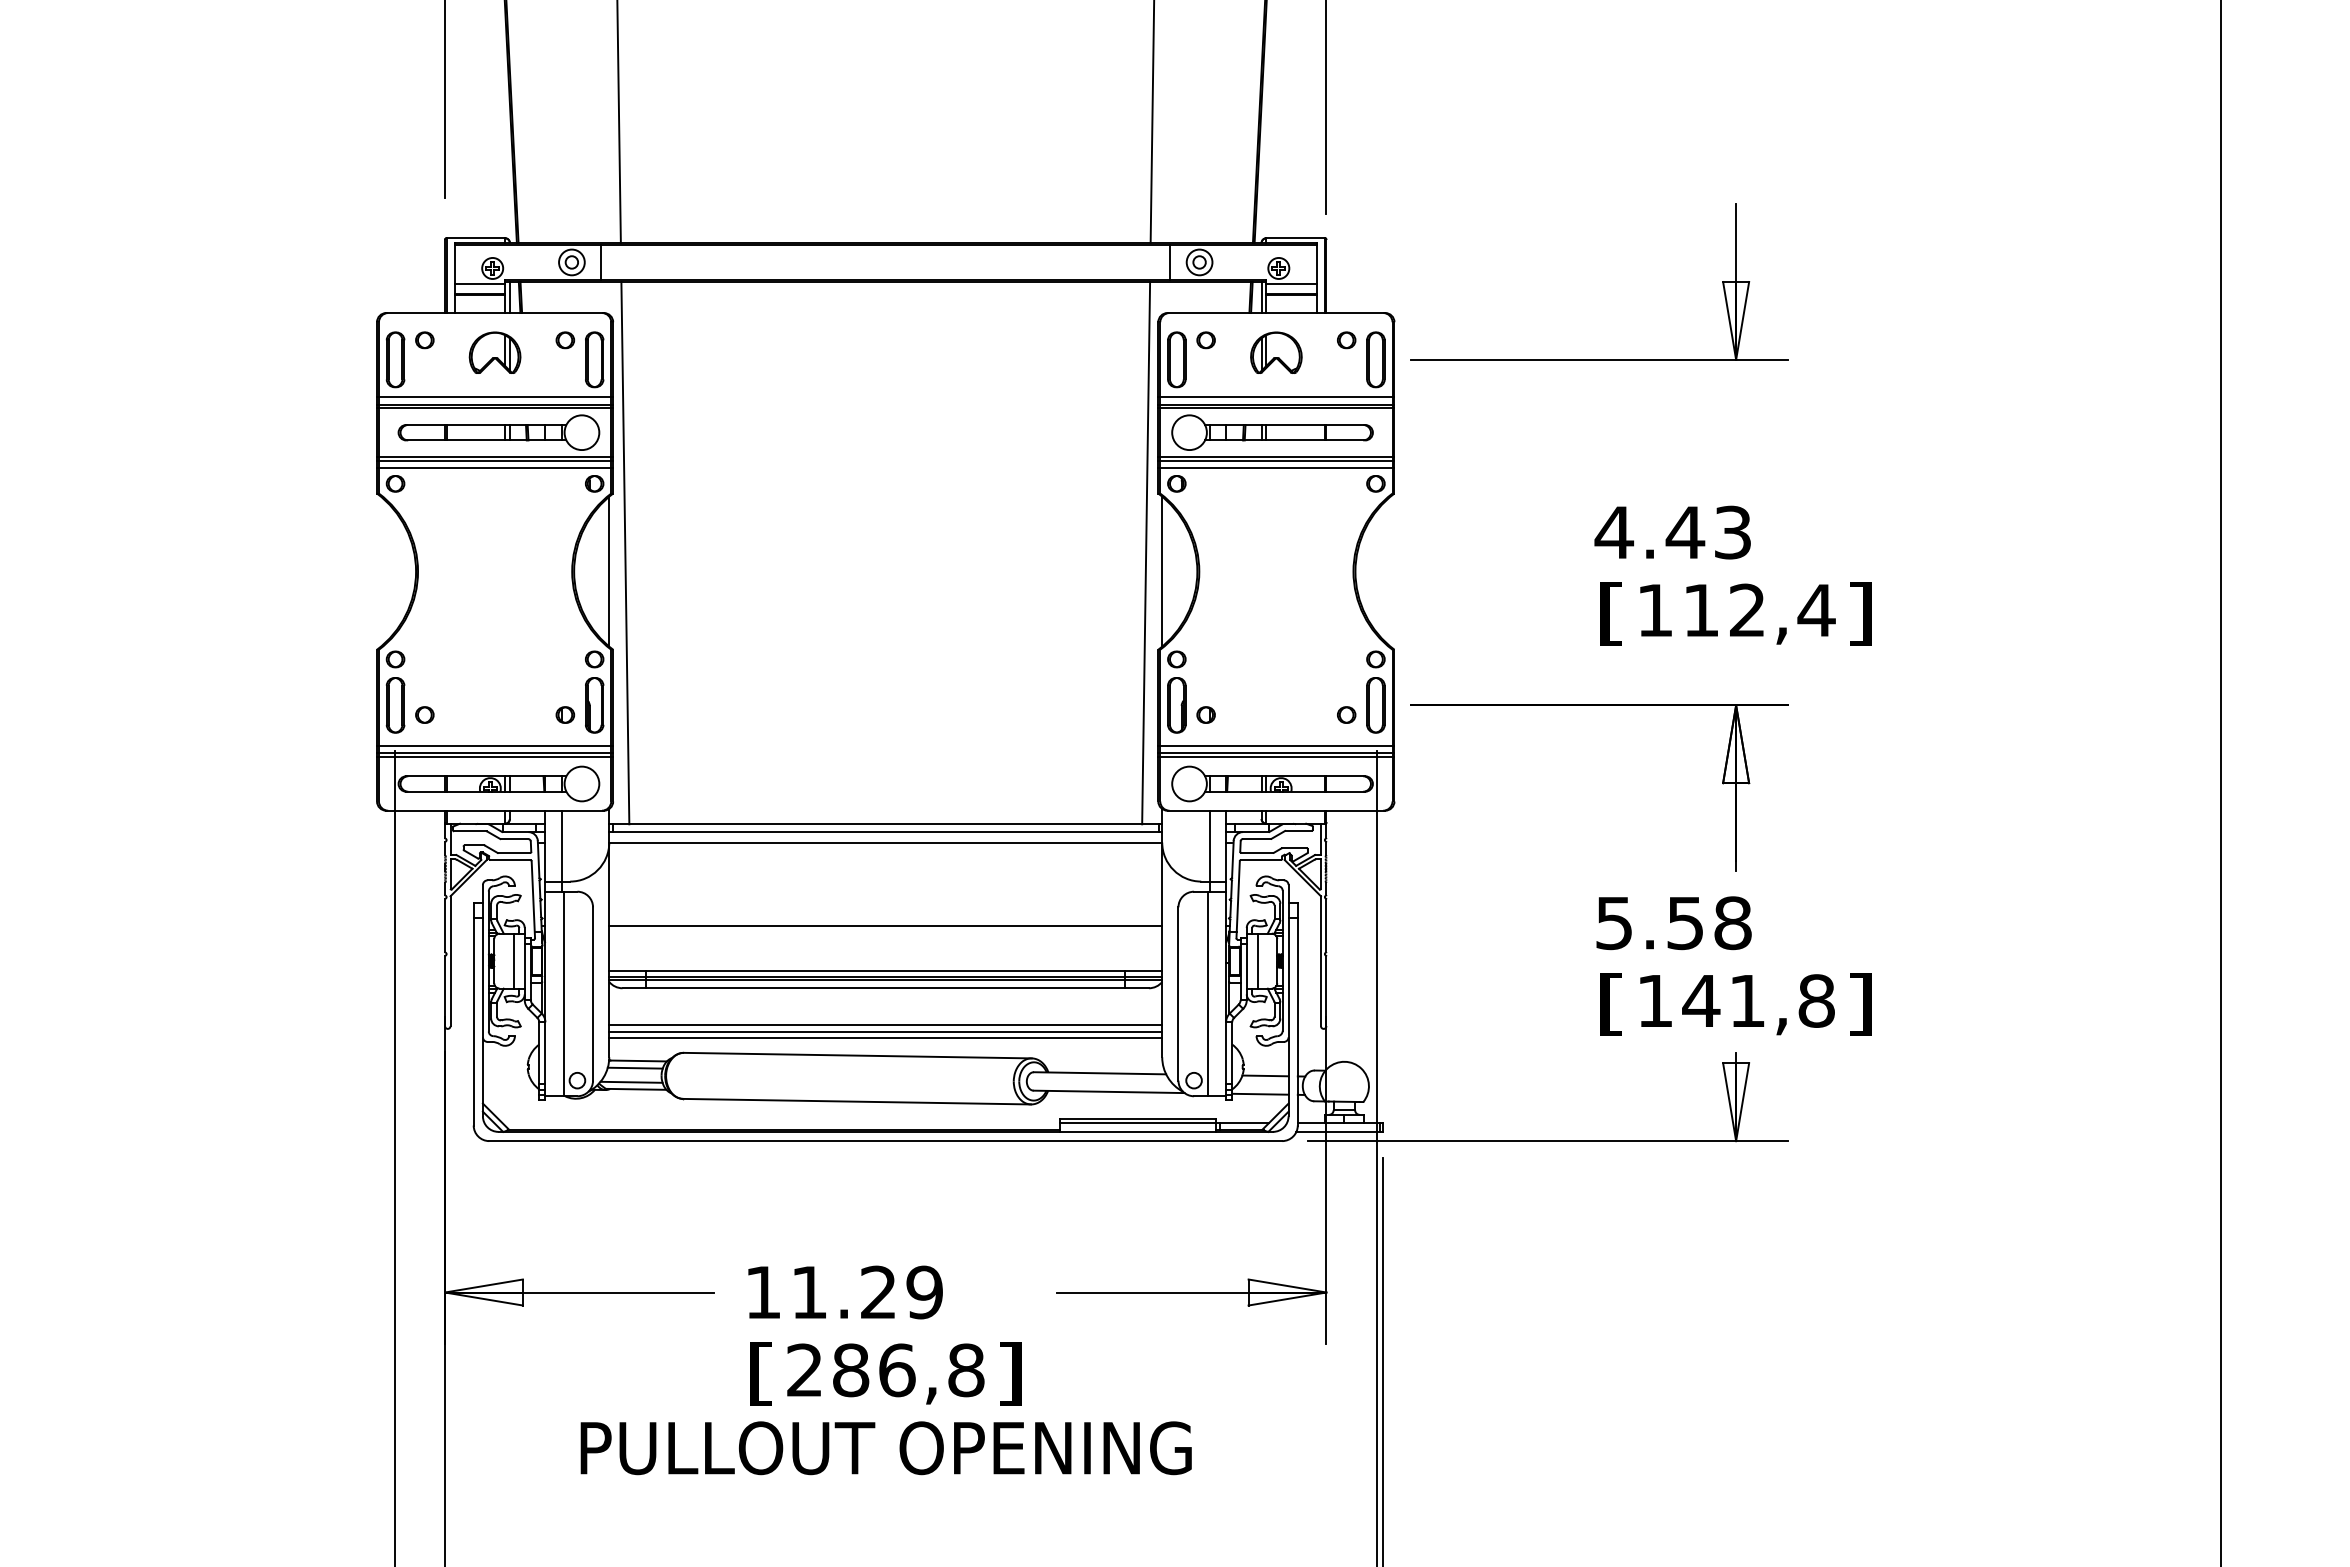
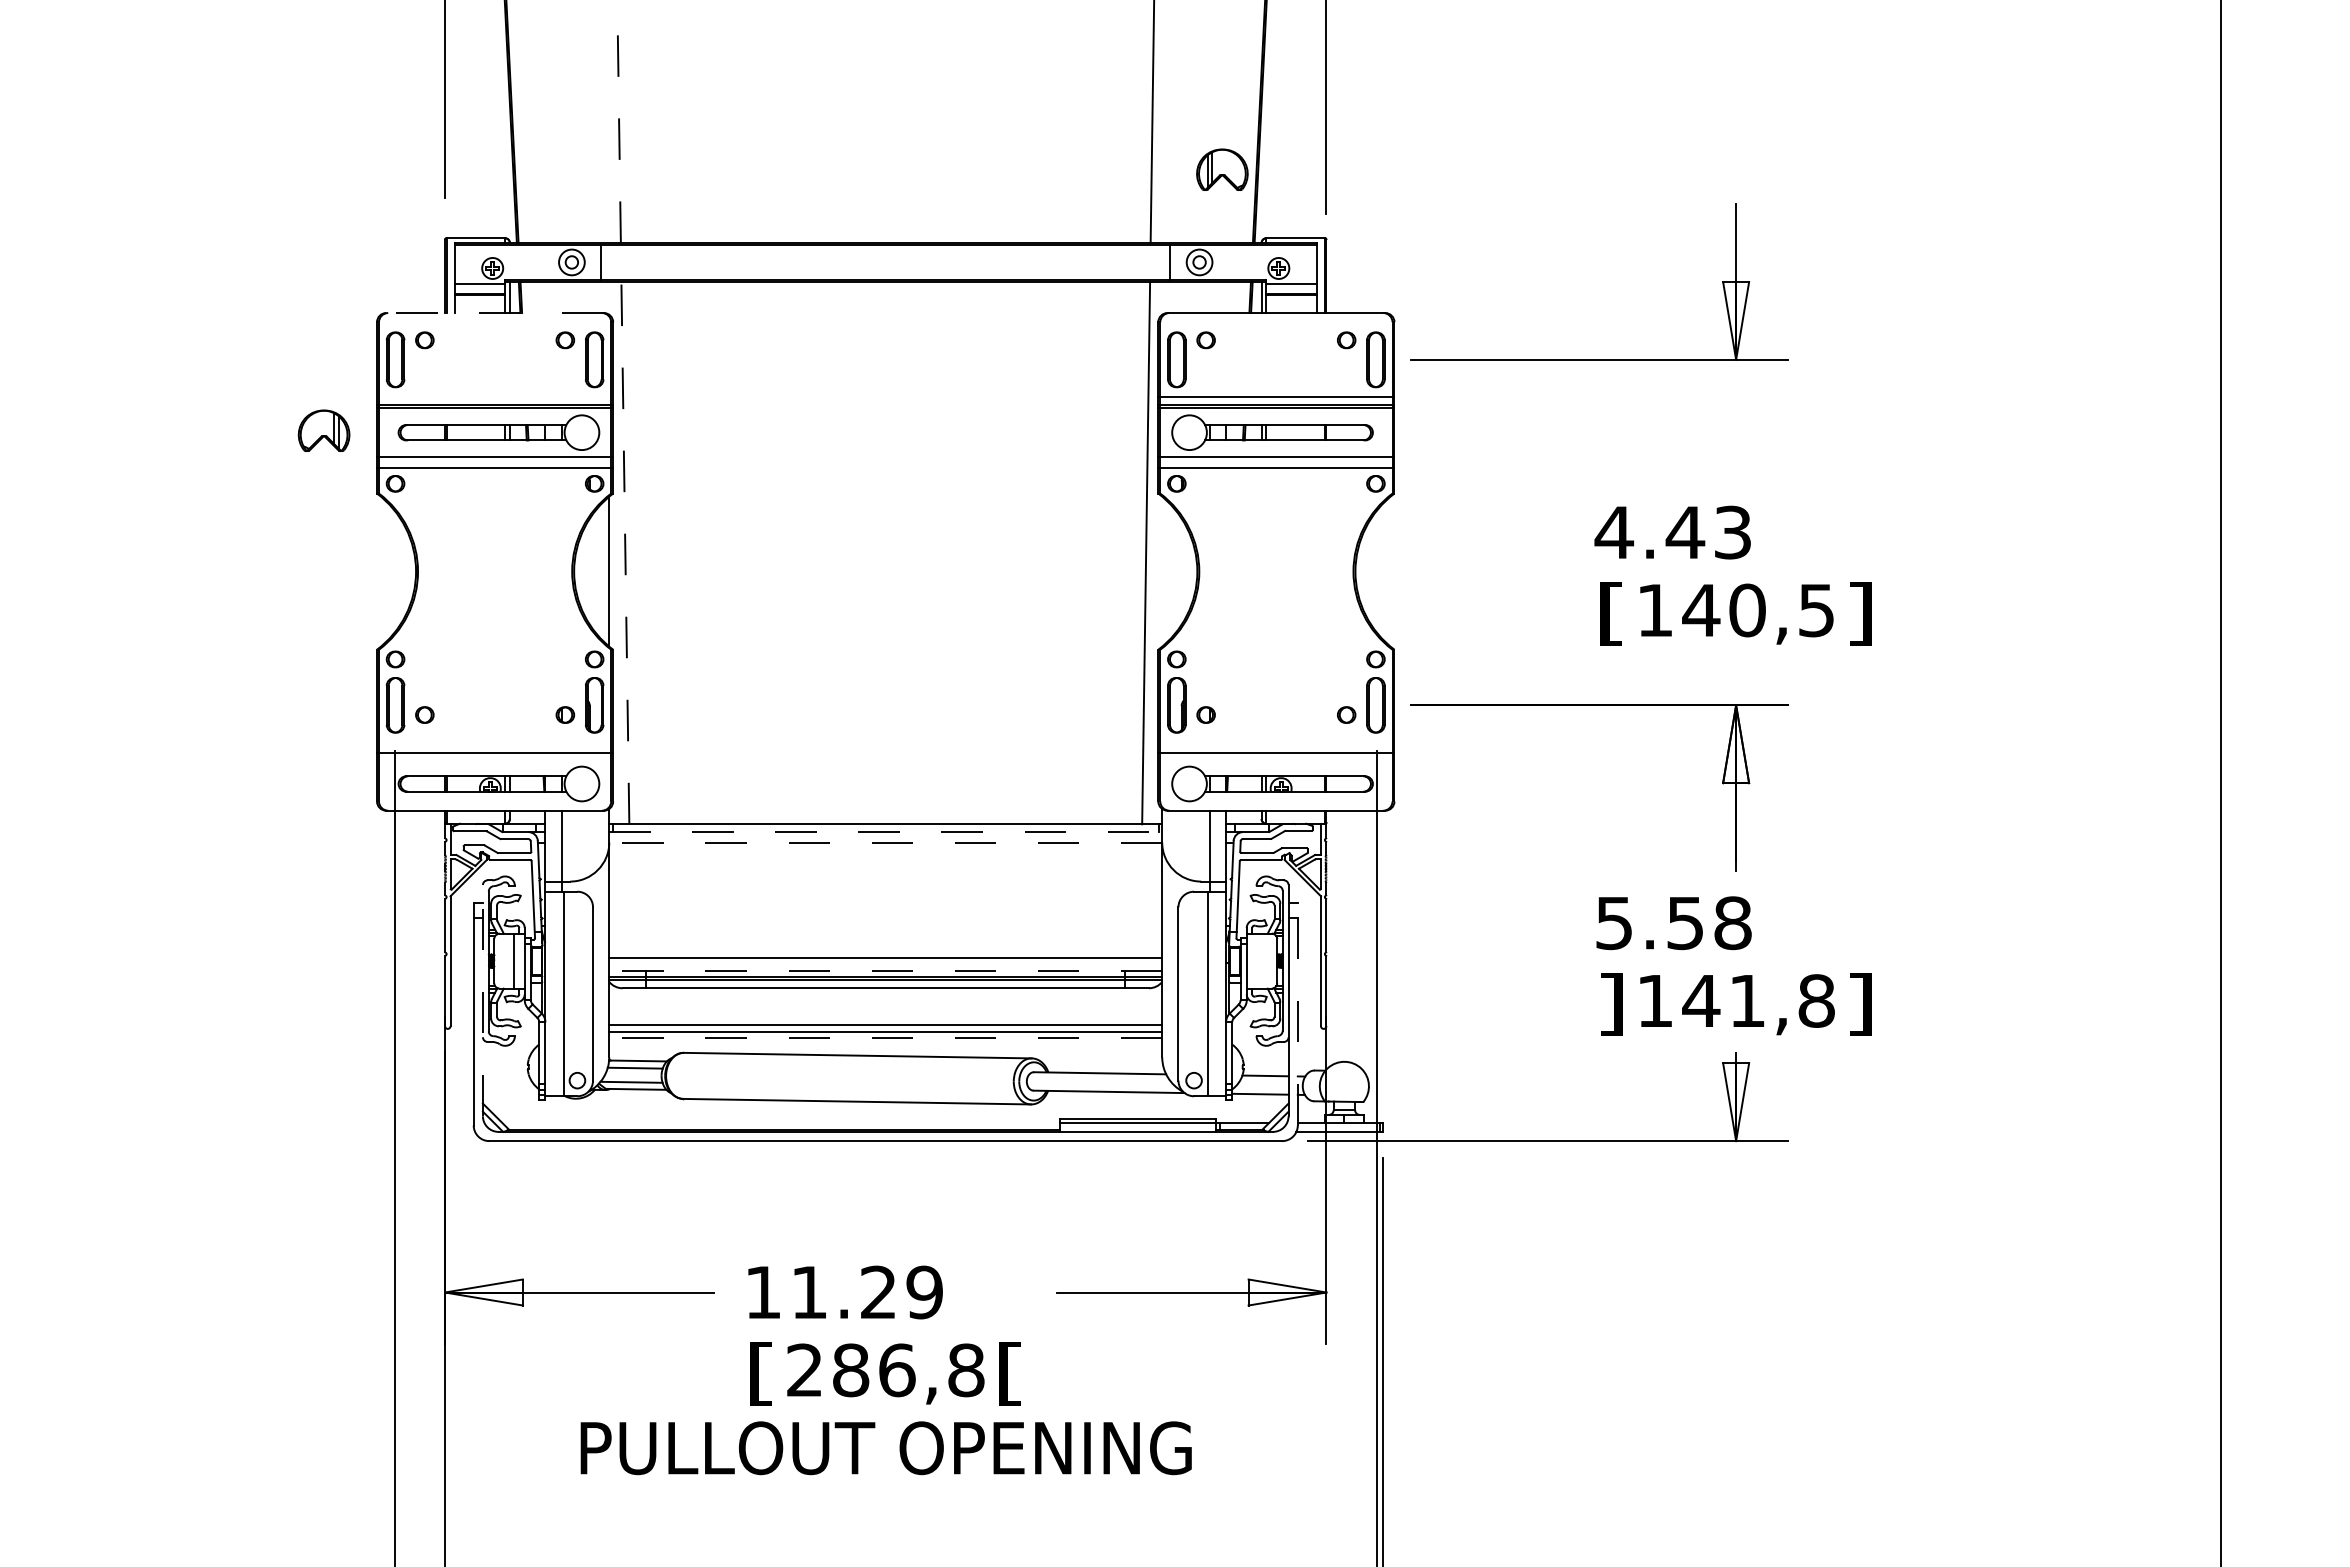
line: solid -> dashed (619, 121)
line: solid -> dashed (495, 313)
part position: (494, 352) -> (323, 430) (323, 430)
part position: (1276, 352) -> (1222, 169) (1222, 169)
line: present -> none (495, 397)
line: present -> none (495, 460)
line: present -> none (1276, 460)
line: solid -> dashed (625, 552)
line: present -> none (1162, 571)
text: 112,4 -> 140,5 (1758, 610)
line: present -> none (495, 745)
line: present -> none (1276, 745)
line: present -> none (495, 757)
line: present -> none (1276, 757)
line: solid -> dashed (886, 832)
line: solid -> dashed (885, 842)
line position: (885, 926) -> (885, 958) (885, 958)
line: present -> none (1257, 960)
line: solid -> dashed (885, 971)
line: solid -> dashed (482, 1000)
text: [ -> ] (1611, 1004)
line: solid -> dashed (1297, 1013)
line: solid -> dashed (885, 1037)
text: ] -> [ (1010, 1373)
